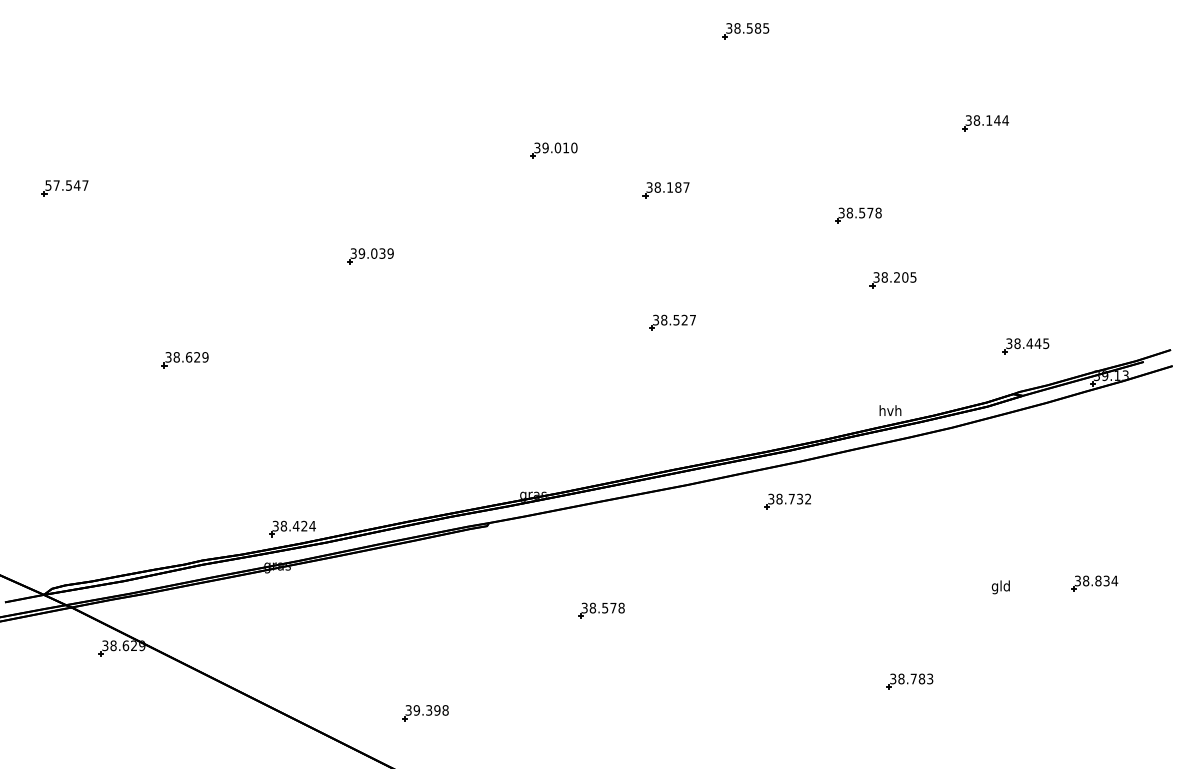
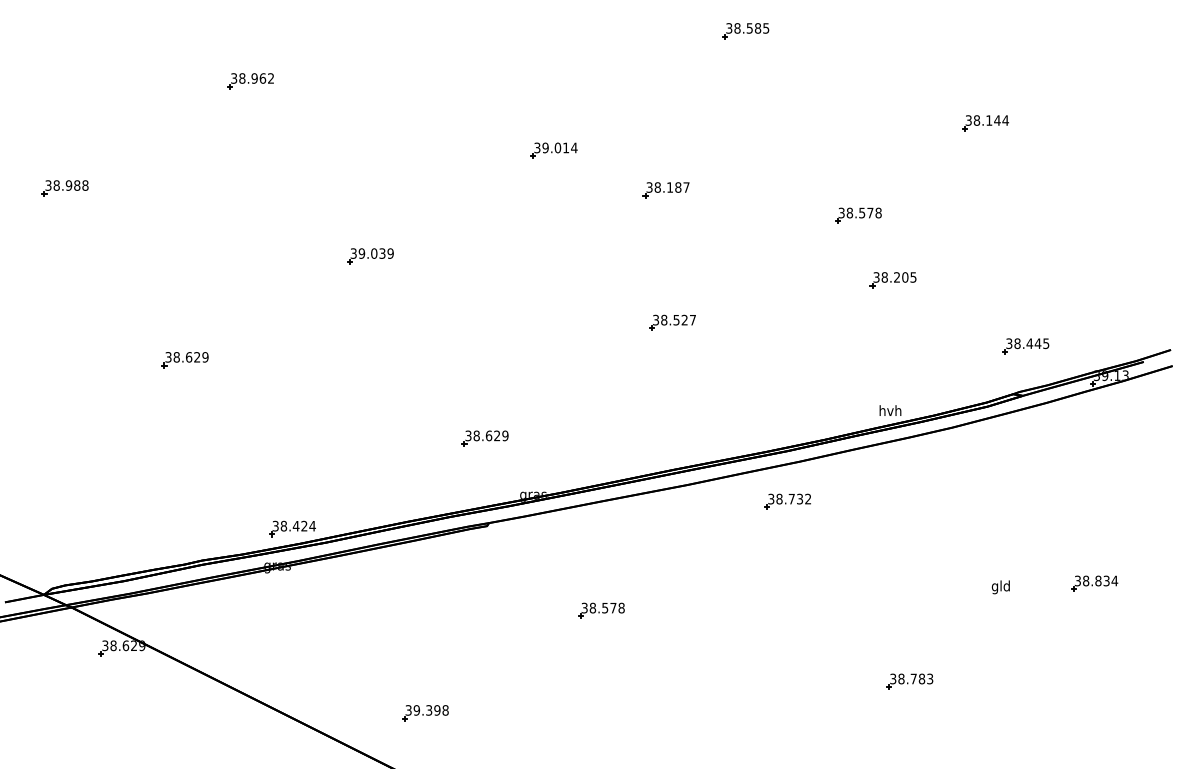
part: none -> present (250, 81)
text: 39.010 -> 39.014 (574, 147)
text: 57.547 -> 38.988 (66, 185)
part: none -> present (484, 438)
